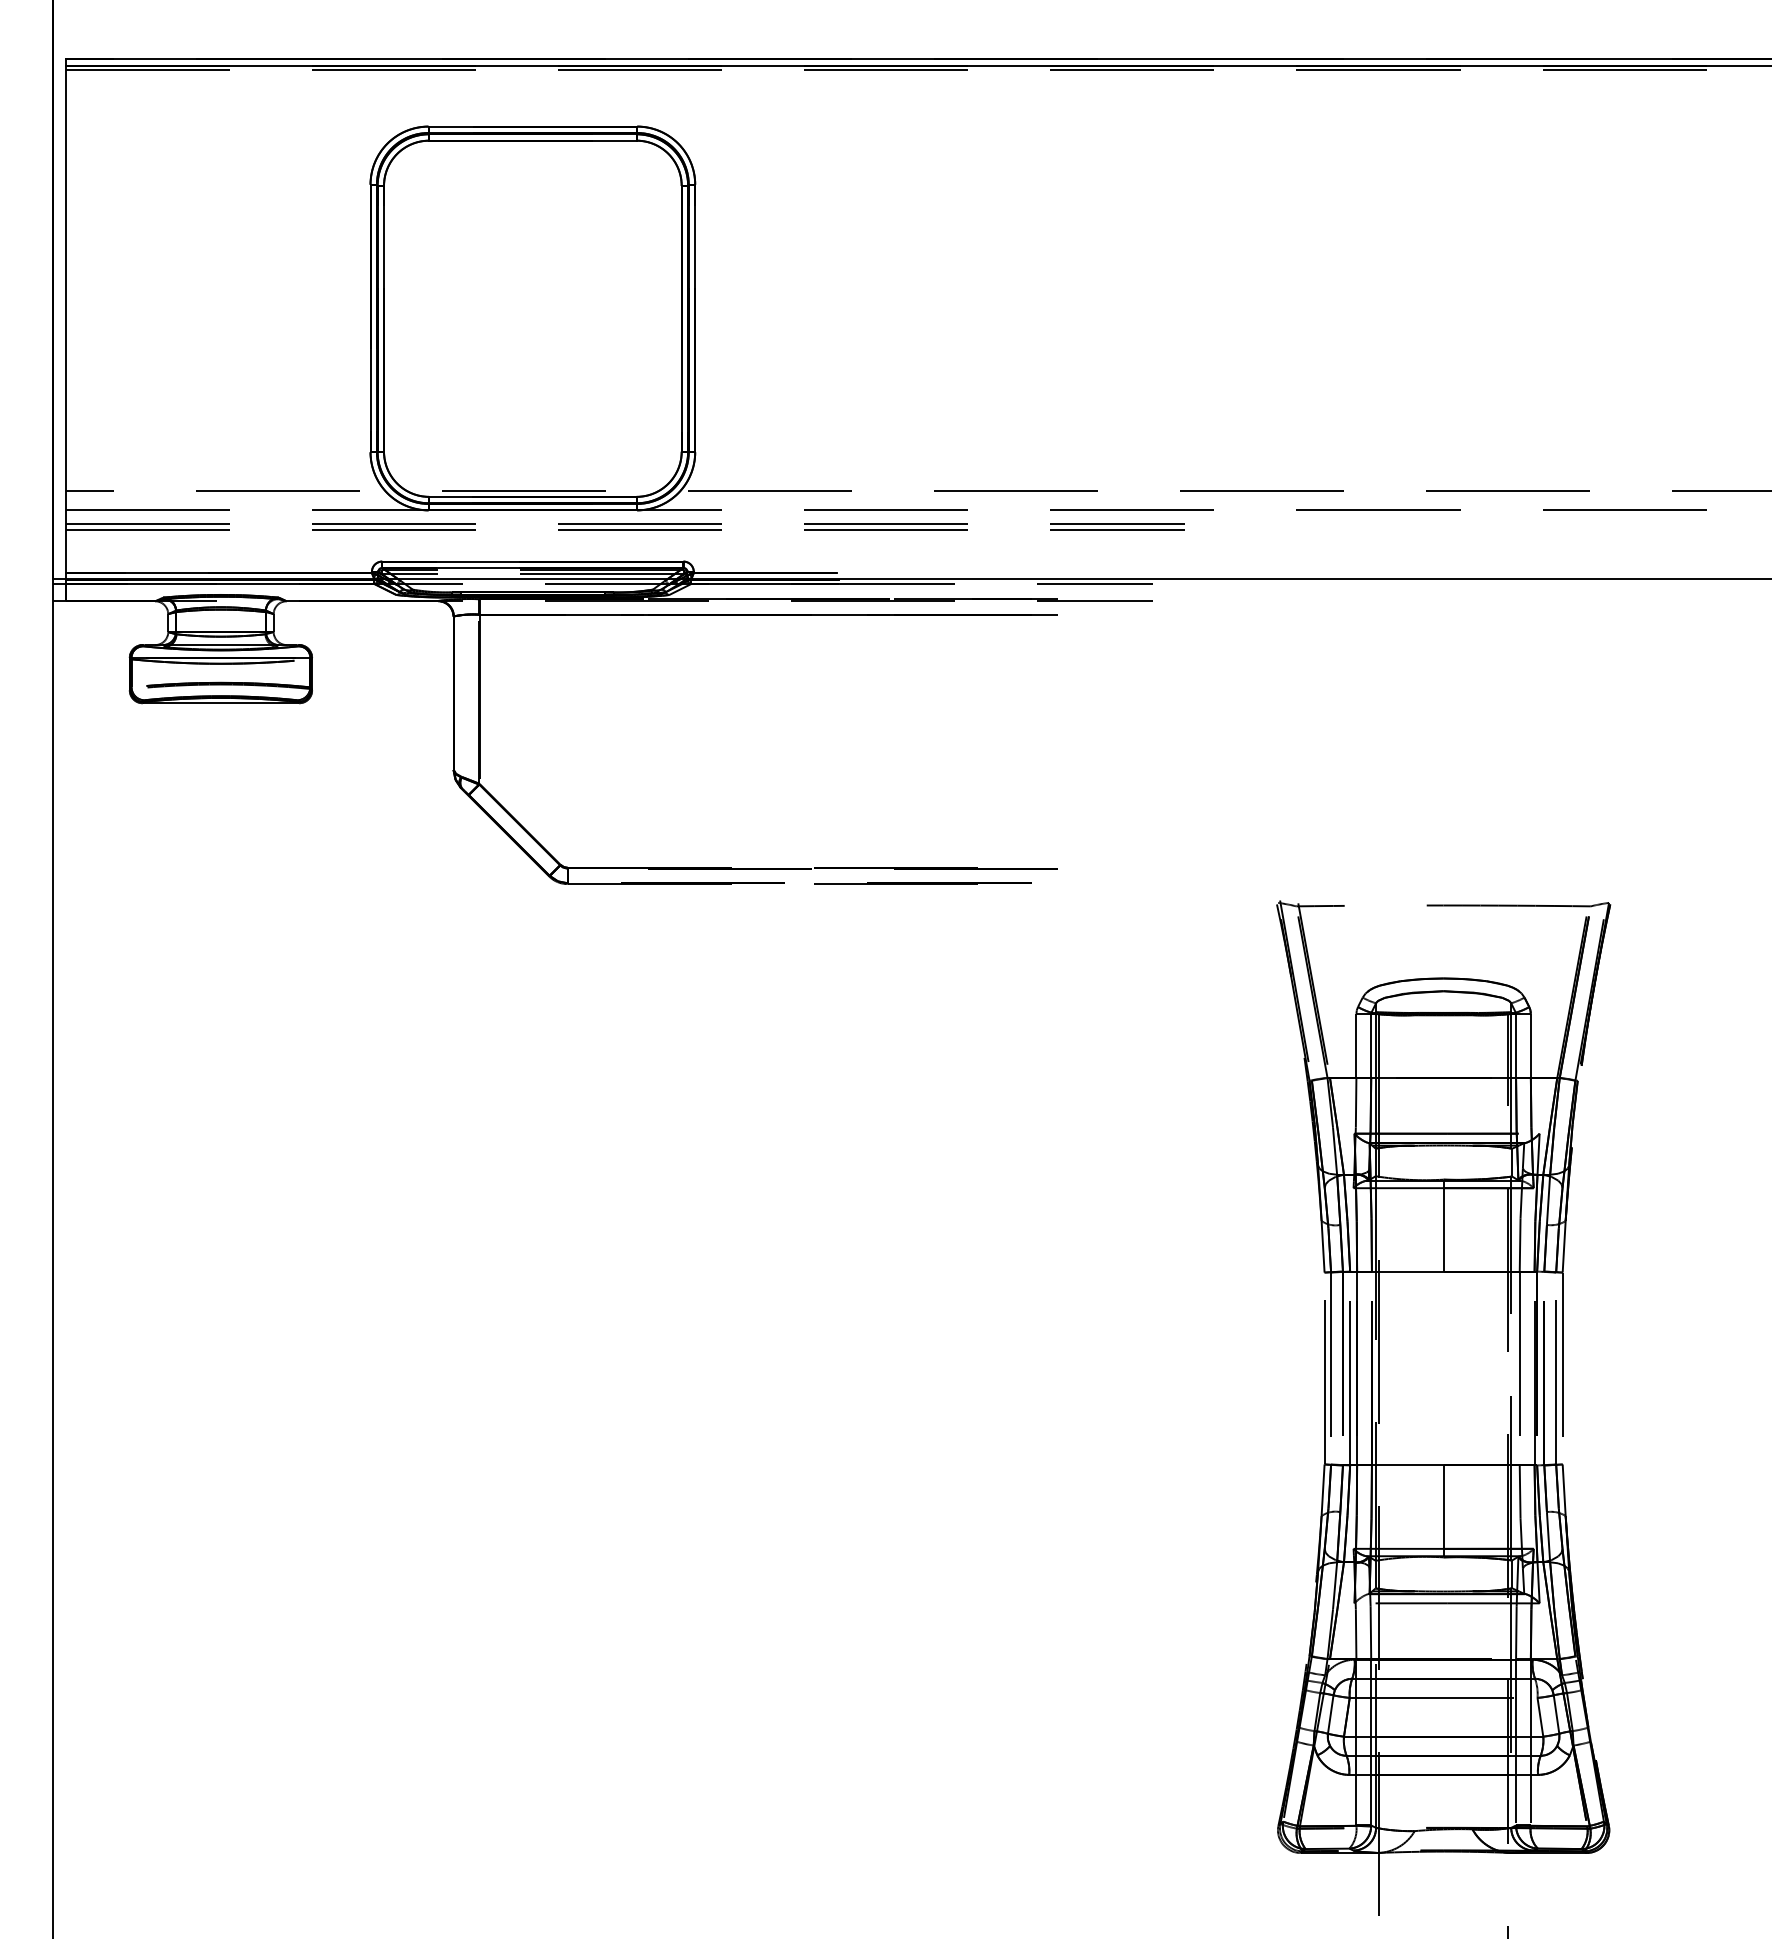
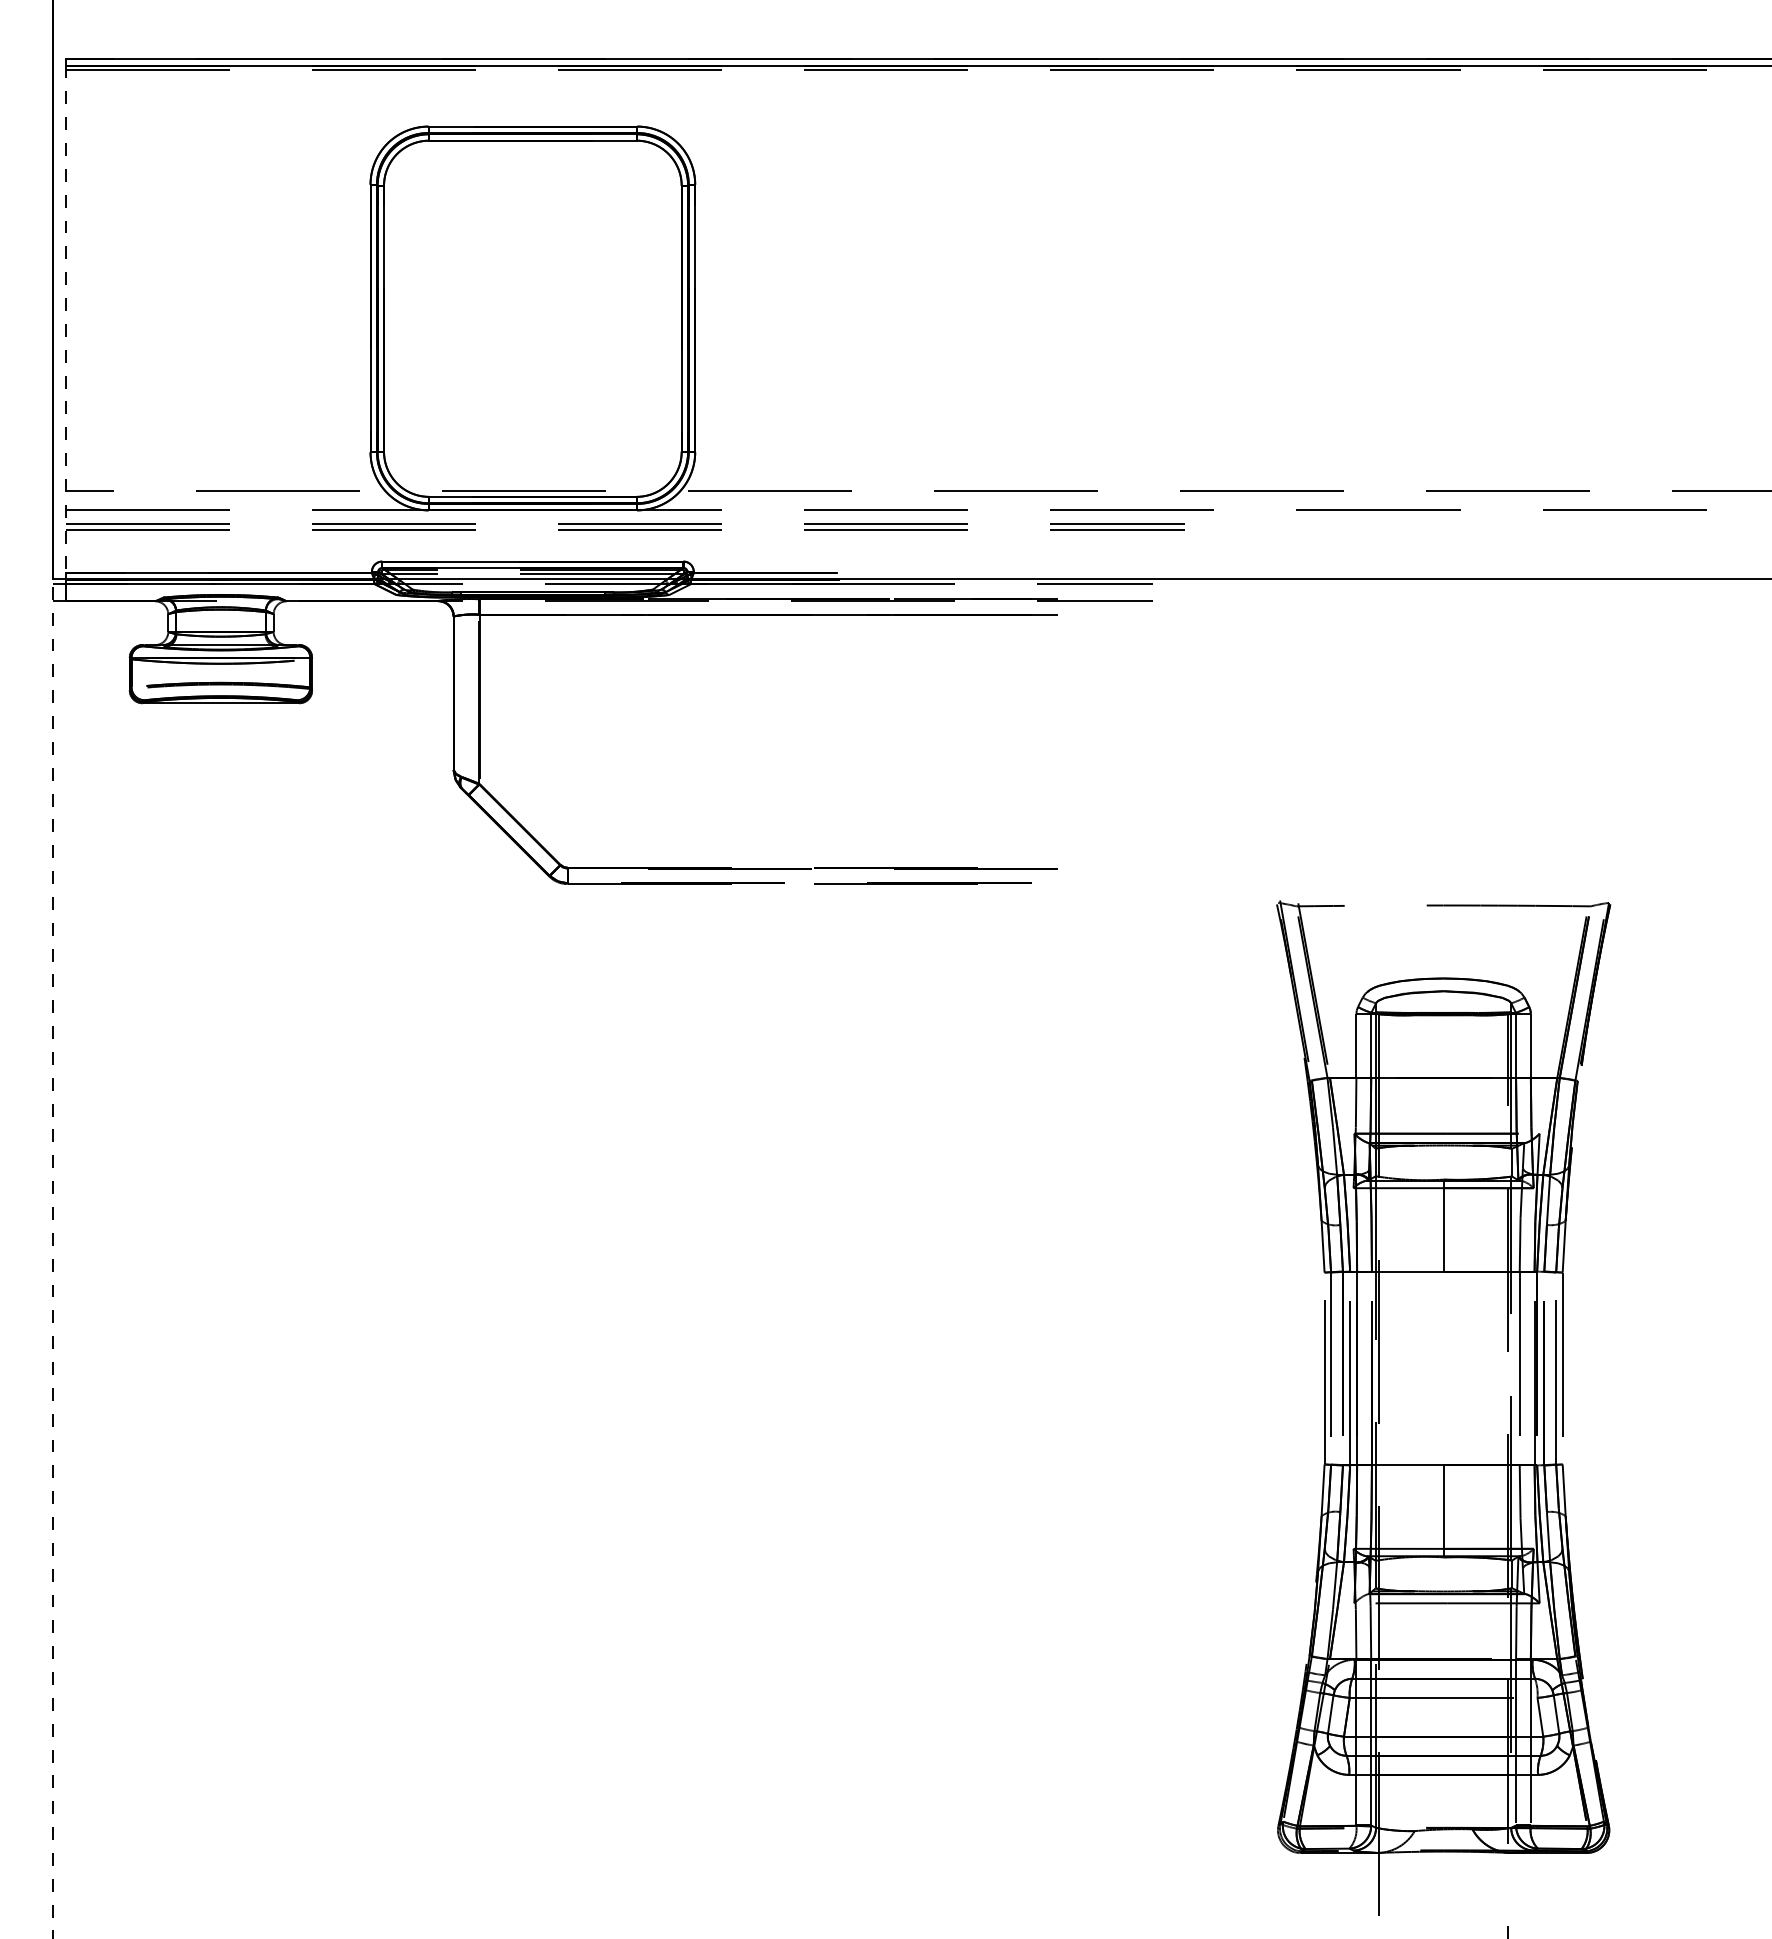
line: solid -> dashed (65, 319)
line: solid -> dashed (53, 1258)
